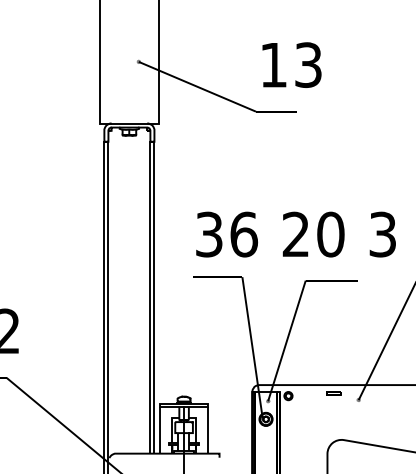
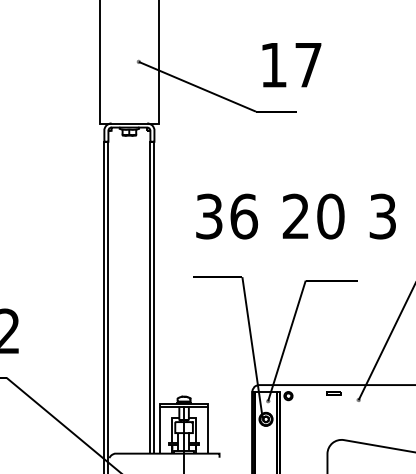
text: 13 -> 17 (308, 64)
text position: (295, 234) -> (295, 216) (295, 216)
